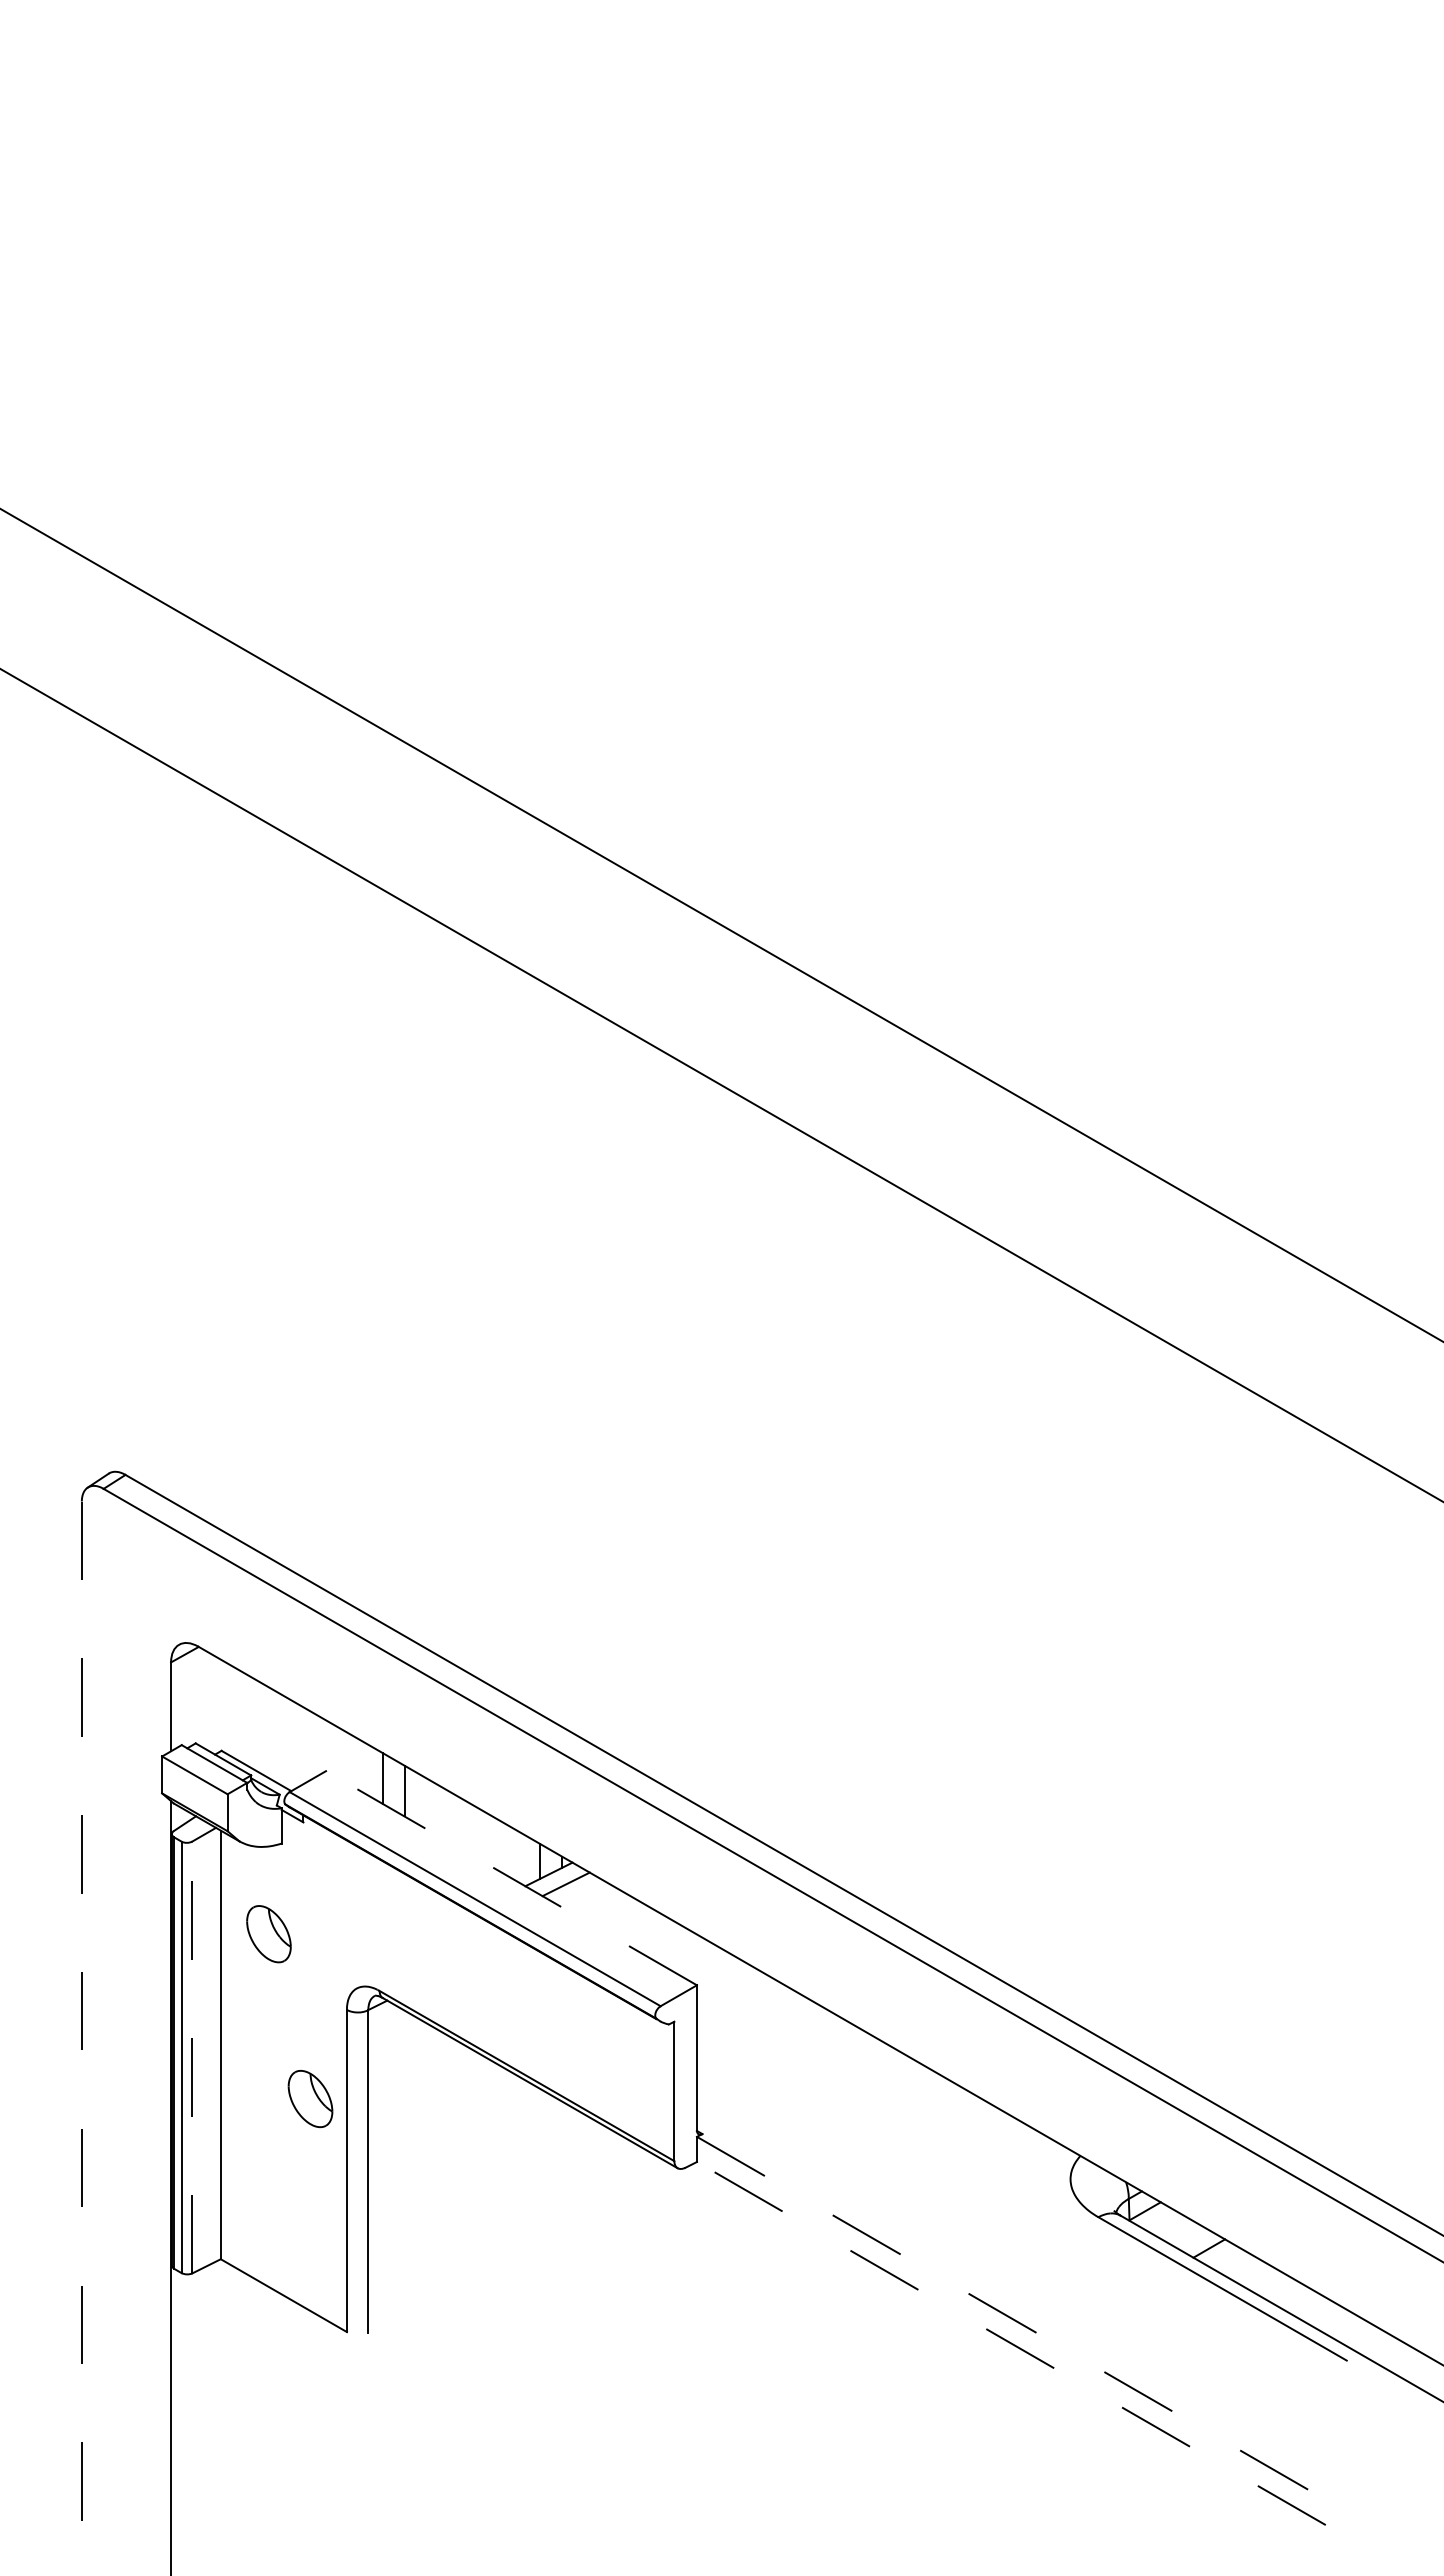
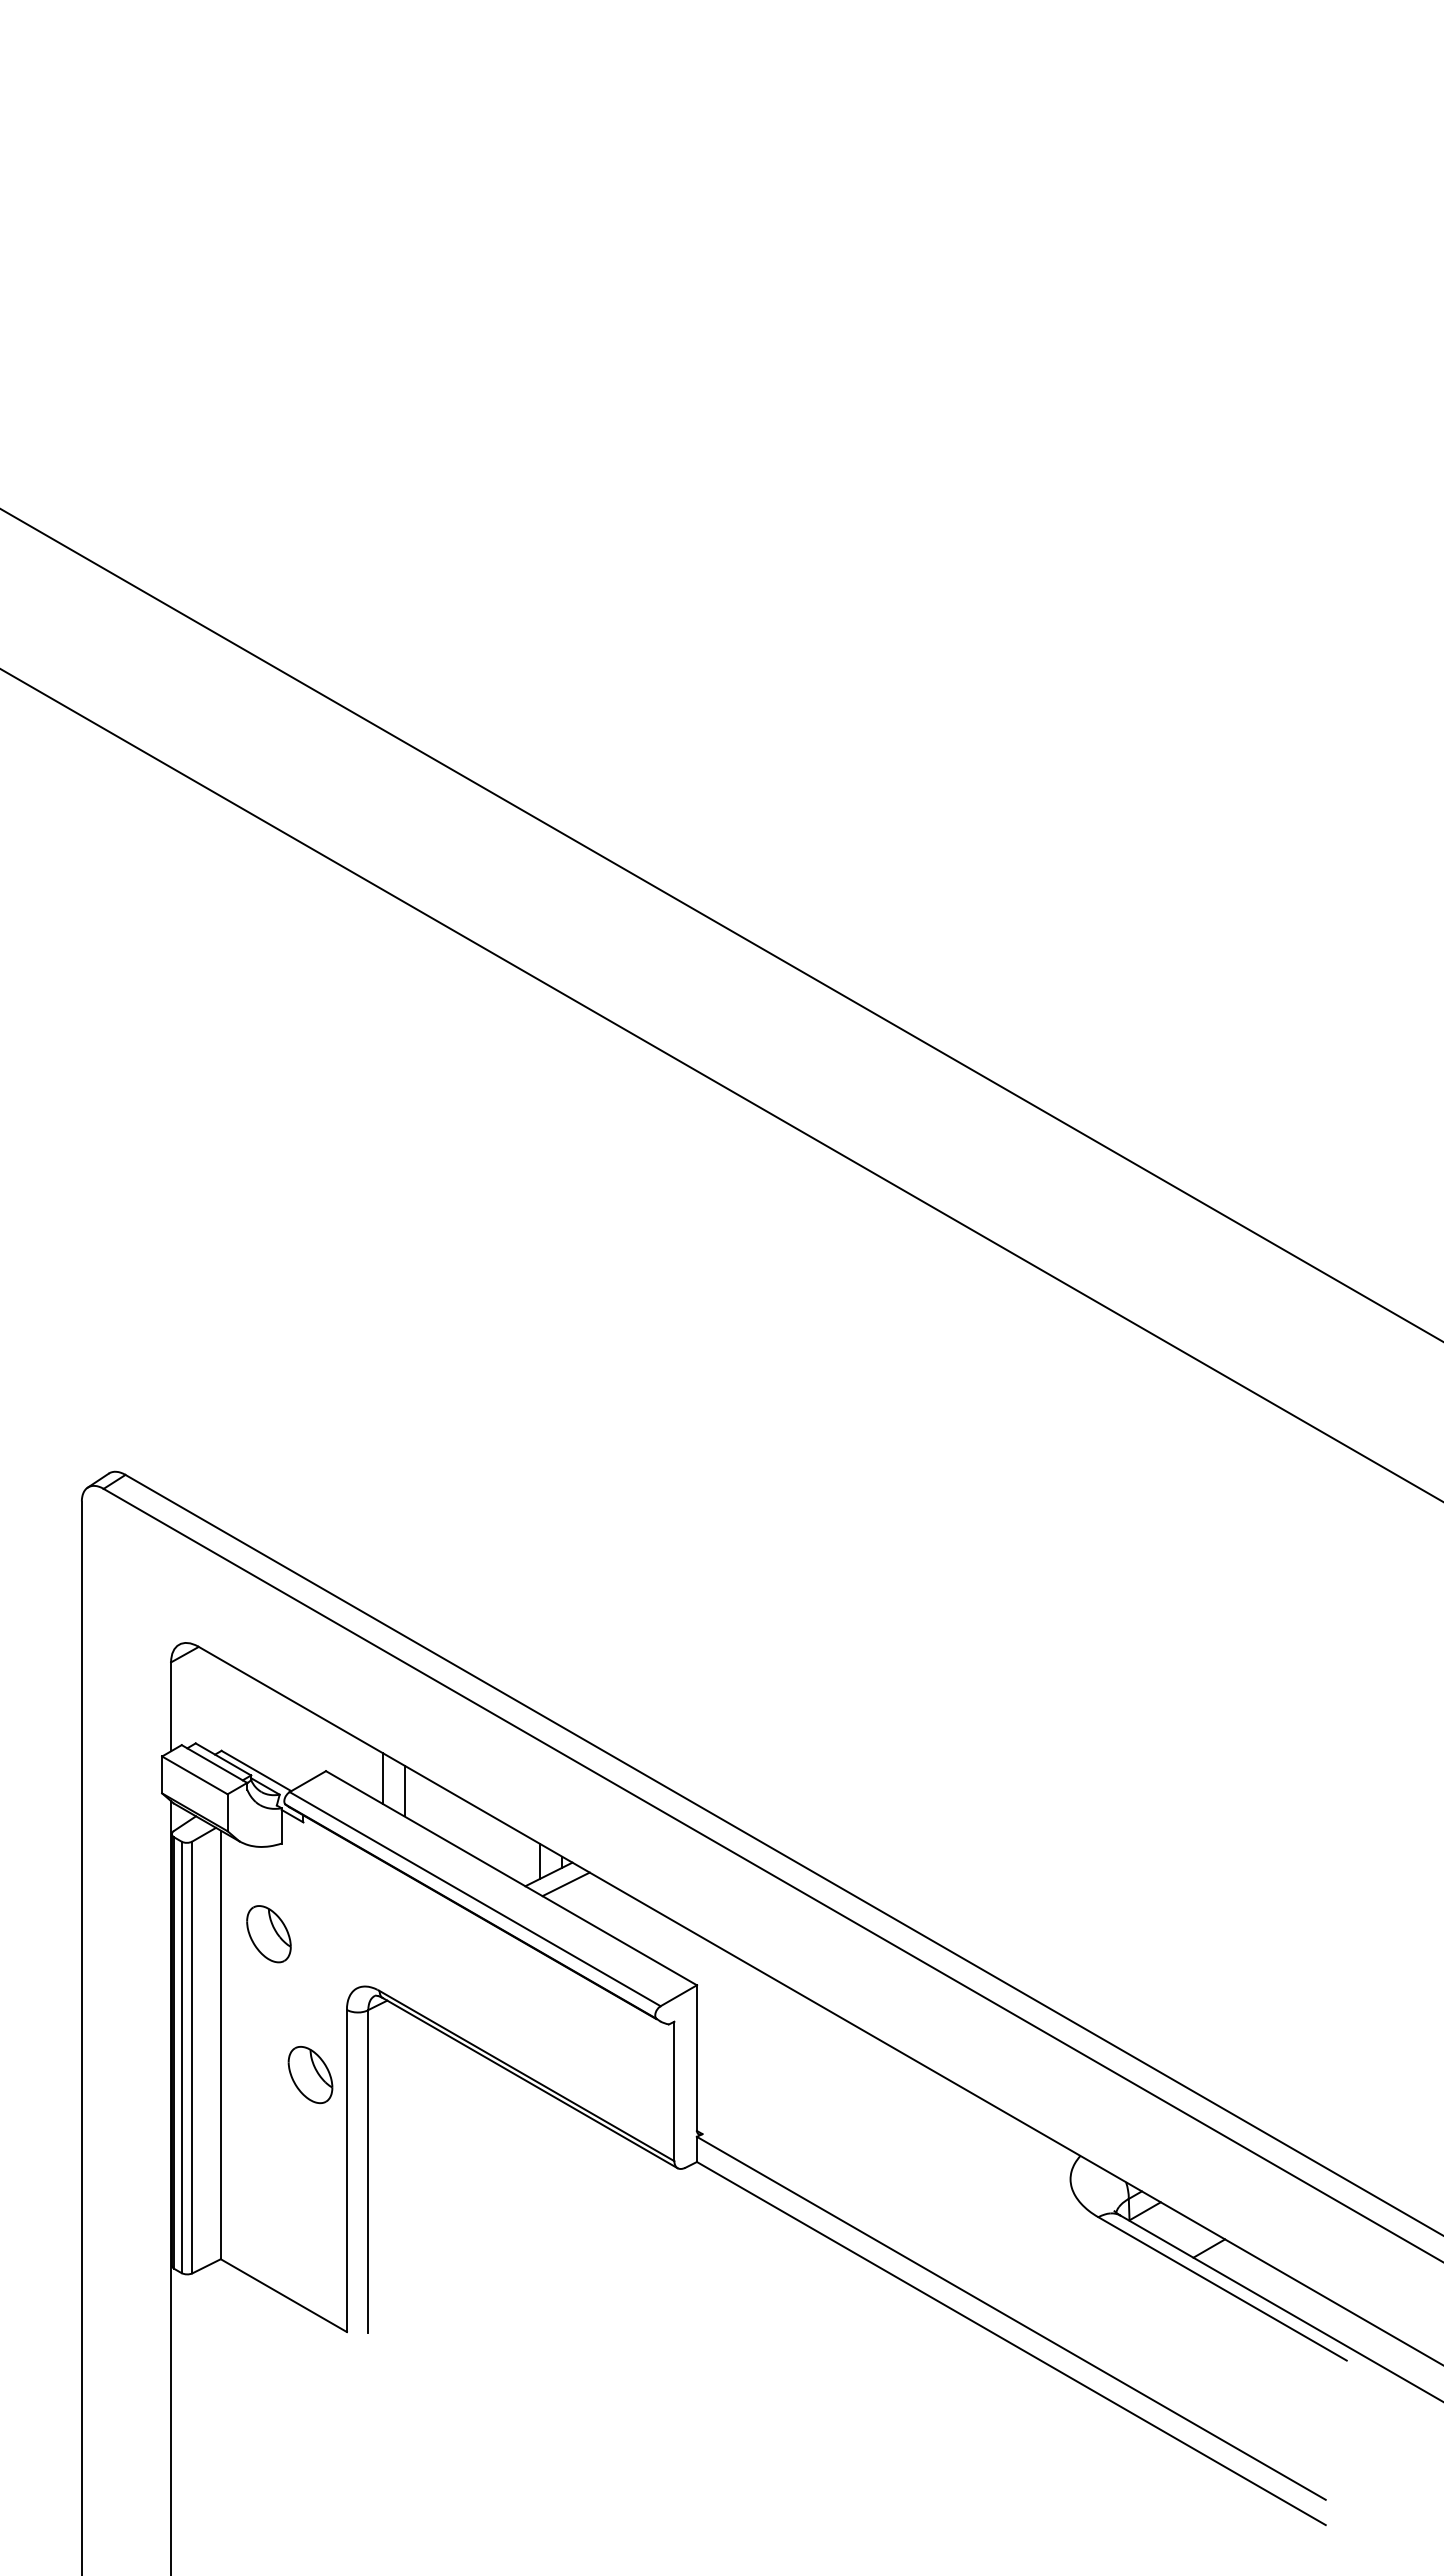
line: dashed -> solid (511, 1877)
line: dashed -> solid (81, 2038)
line: dashed -> solid (192, 2057)
part position: (310, 2099) -> (310, 2075) (310, 2075)
line: dashed -> solid (1011, 2318)
line: dashed -> solid (1010, 2343)
